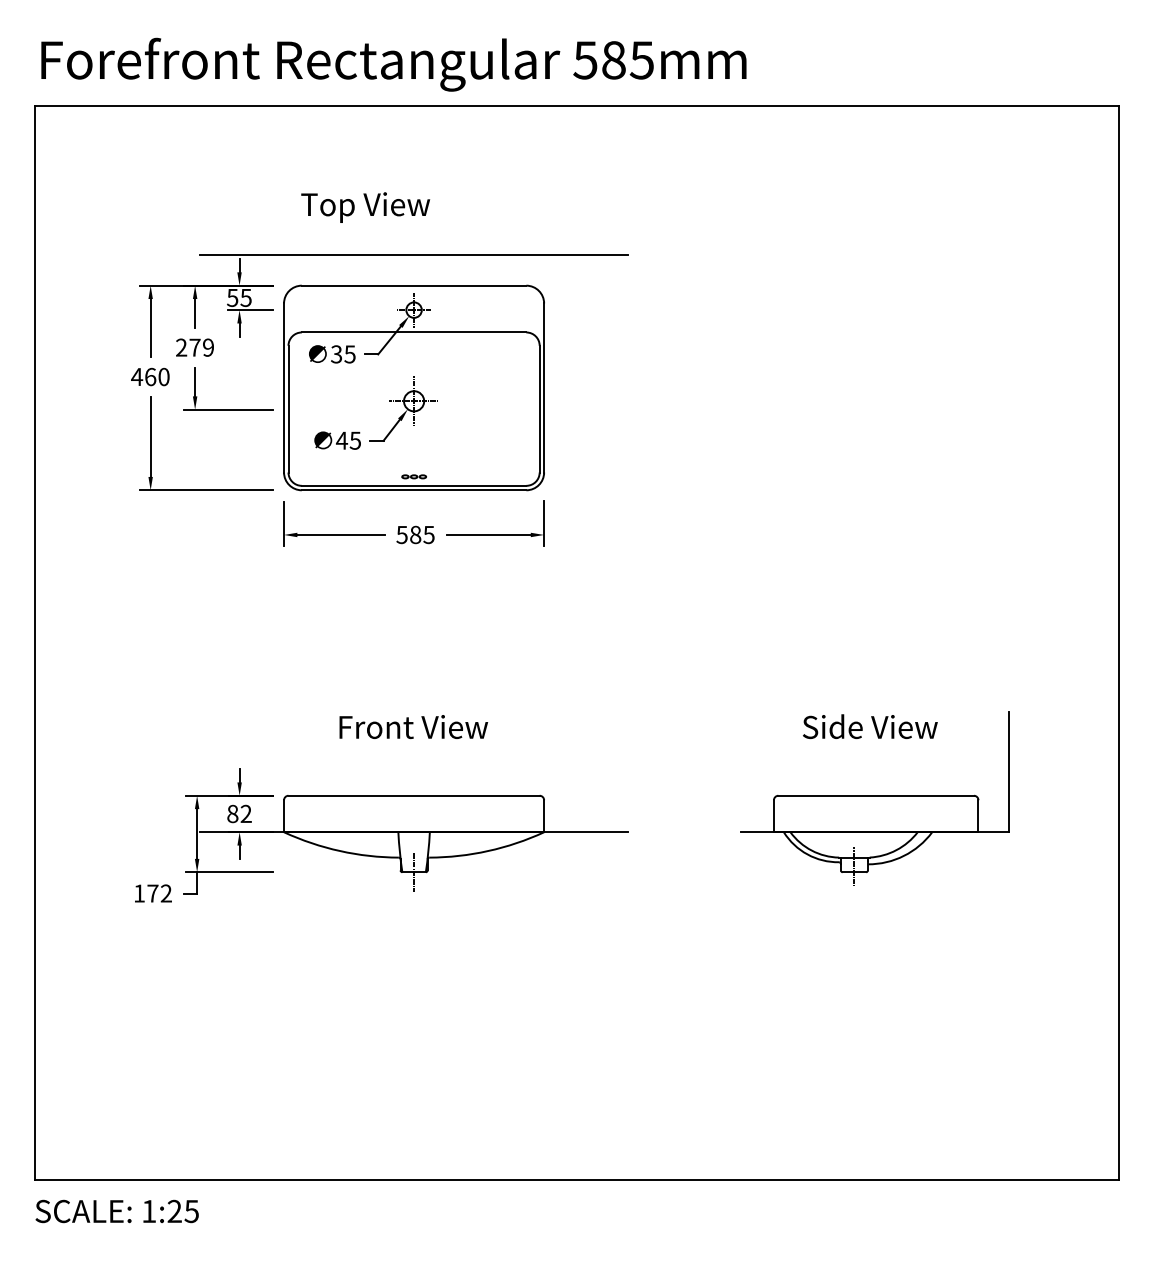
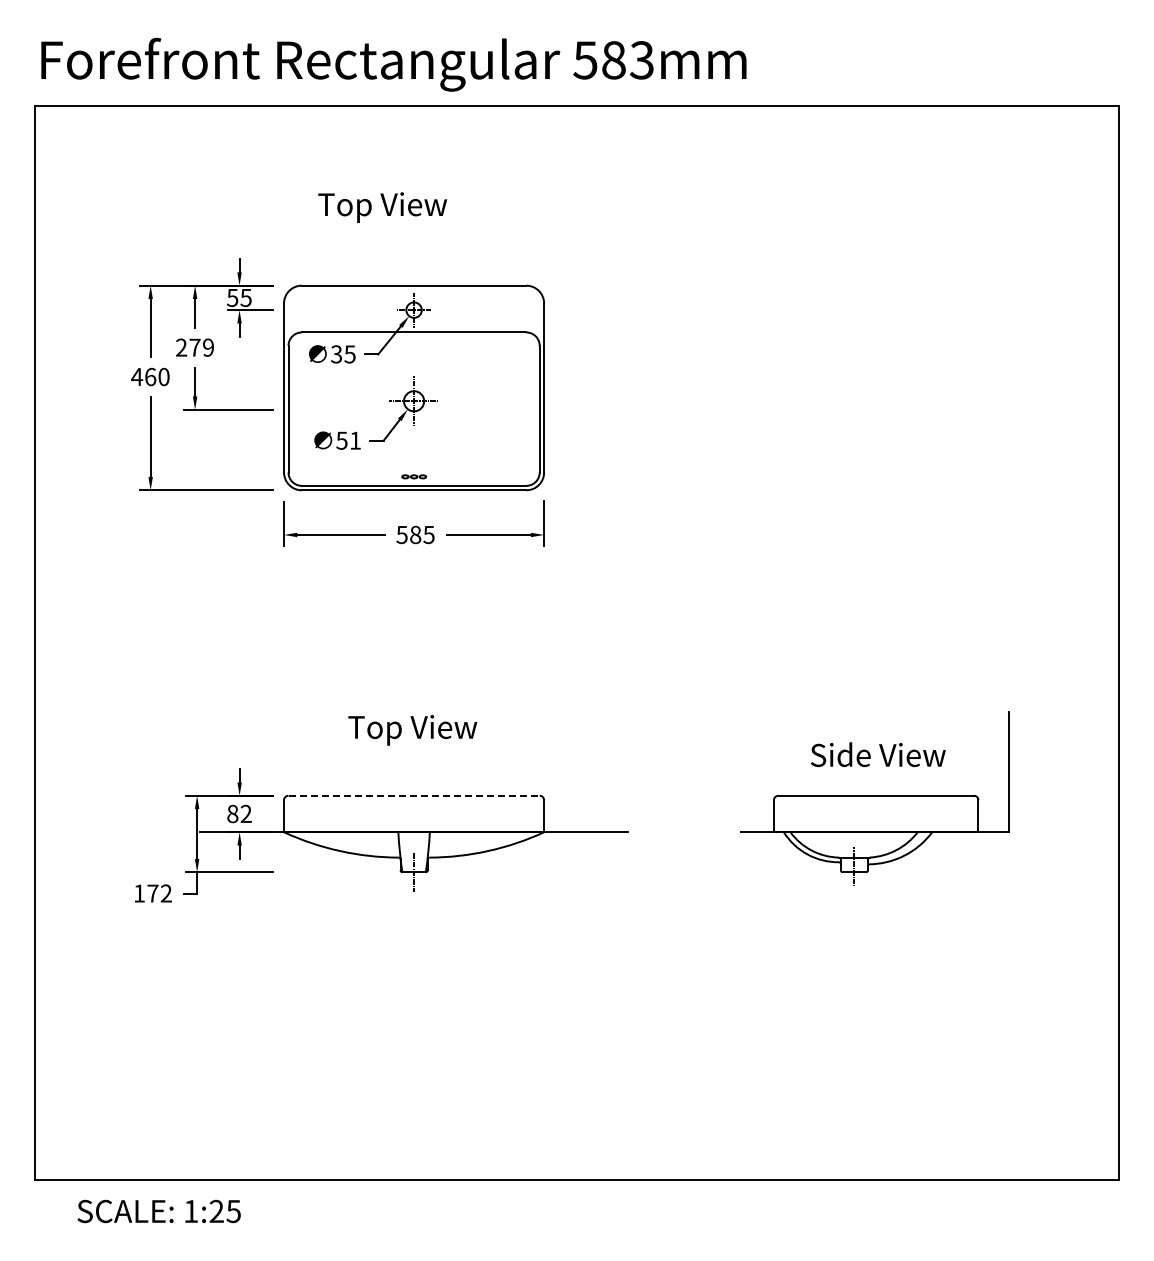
text: 585mm -> 583mm (641, 60)
text position: (365, 207) -> (382, 207) (382, 207)
line: present -> none (414, 255)
text: 45 -> 51 (348, 440)
text position: (870, 726) -> (878, 754) (878, 754)
text: Front View -> Top View (413, 730)
line: solid -> dashed (414, 795)
text position: (116, 1211) -> (158, 1211) (158, 1211)
